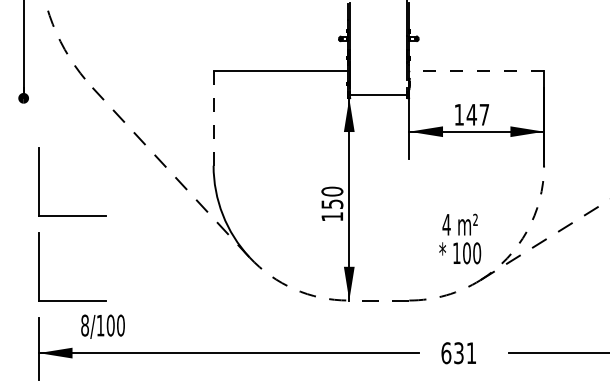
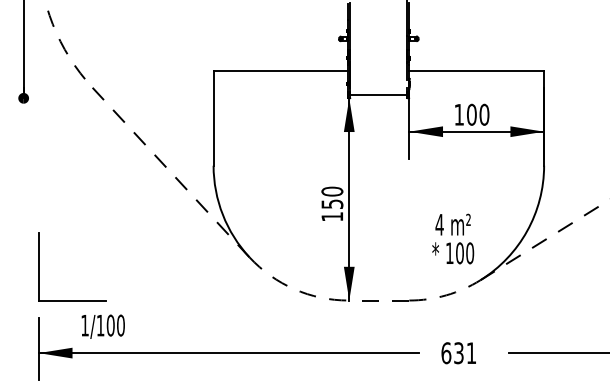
line: dashed -> solid (476, 71)
text: 147 -> 100 (477, 114)
line: dashed -> solid (213, 119)
part: present -> none (39, 181)
arc: dashed -> solid (527, 231)
text position: (460, 238) -> (453, 238) (453, 238)
text: 8/100 -> 1/100 (84, 325)
